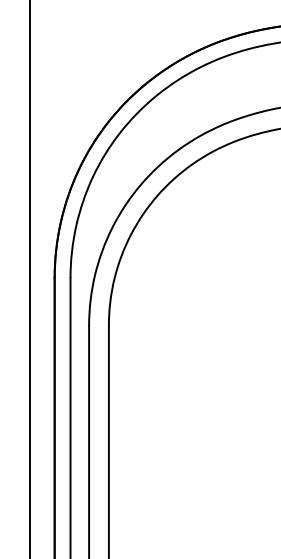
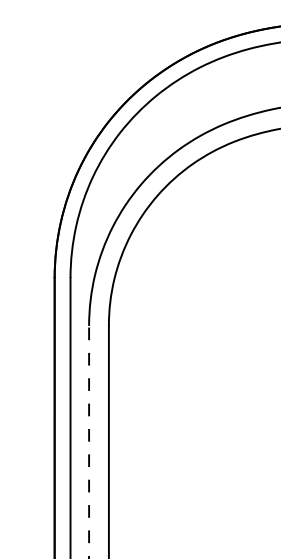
line: present -> none (29, 278)
line: solid -> dashed (89, 441)
